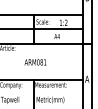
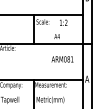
line: present -> none (42, 29)
text position: (35, 62) -> (62, 59) (62, 59)
